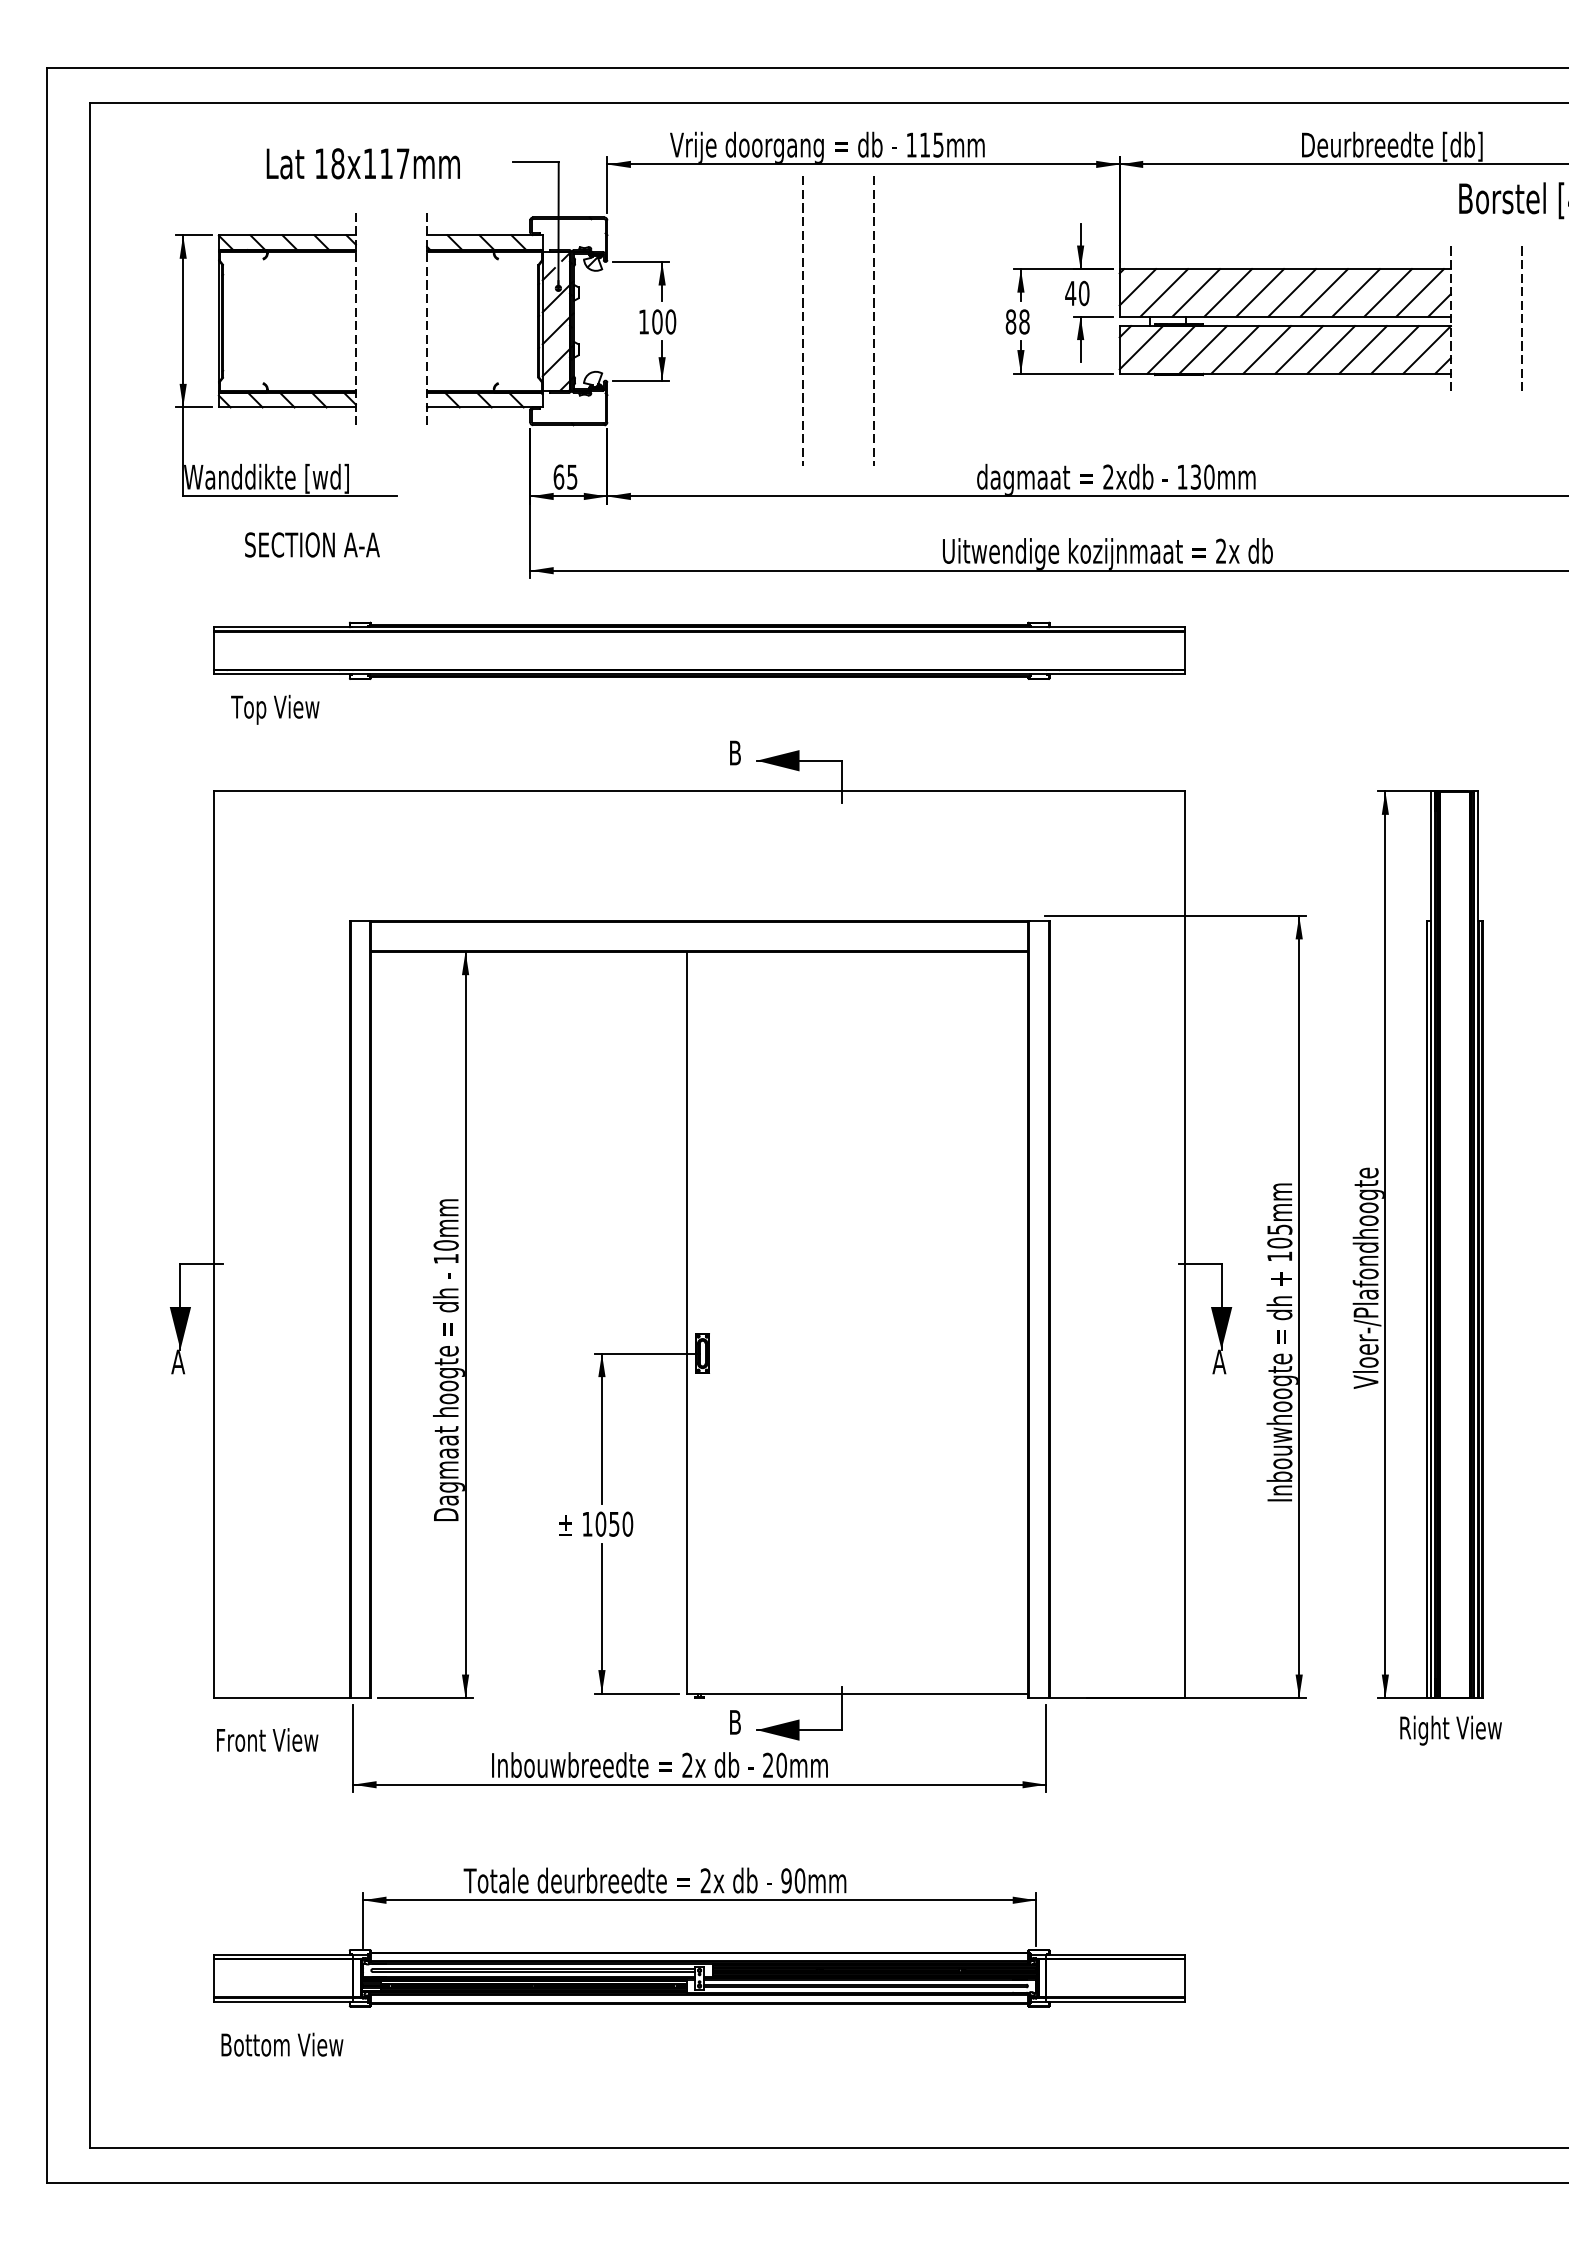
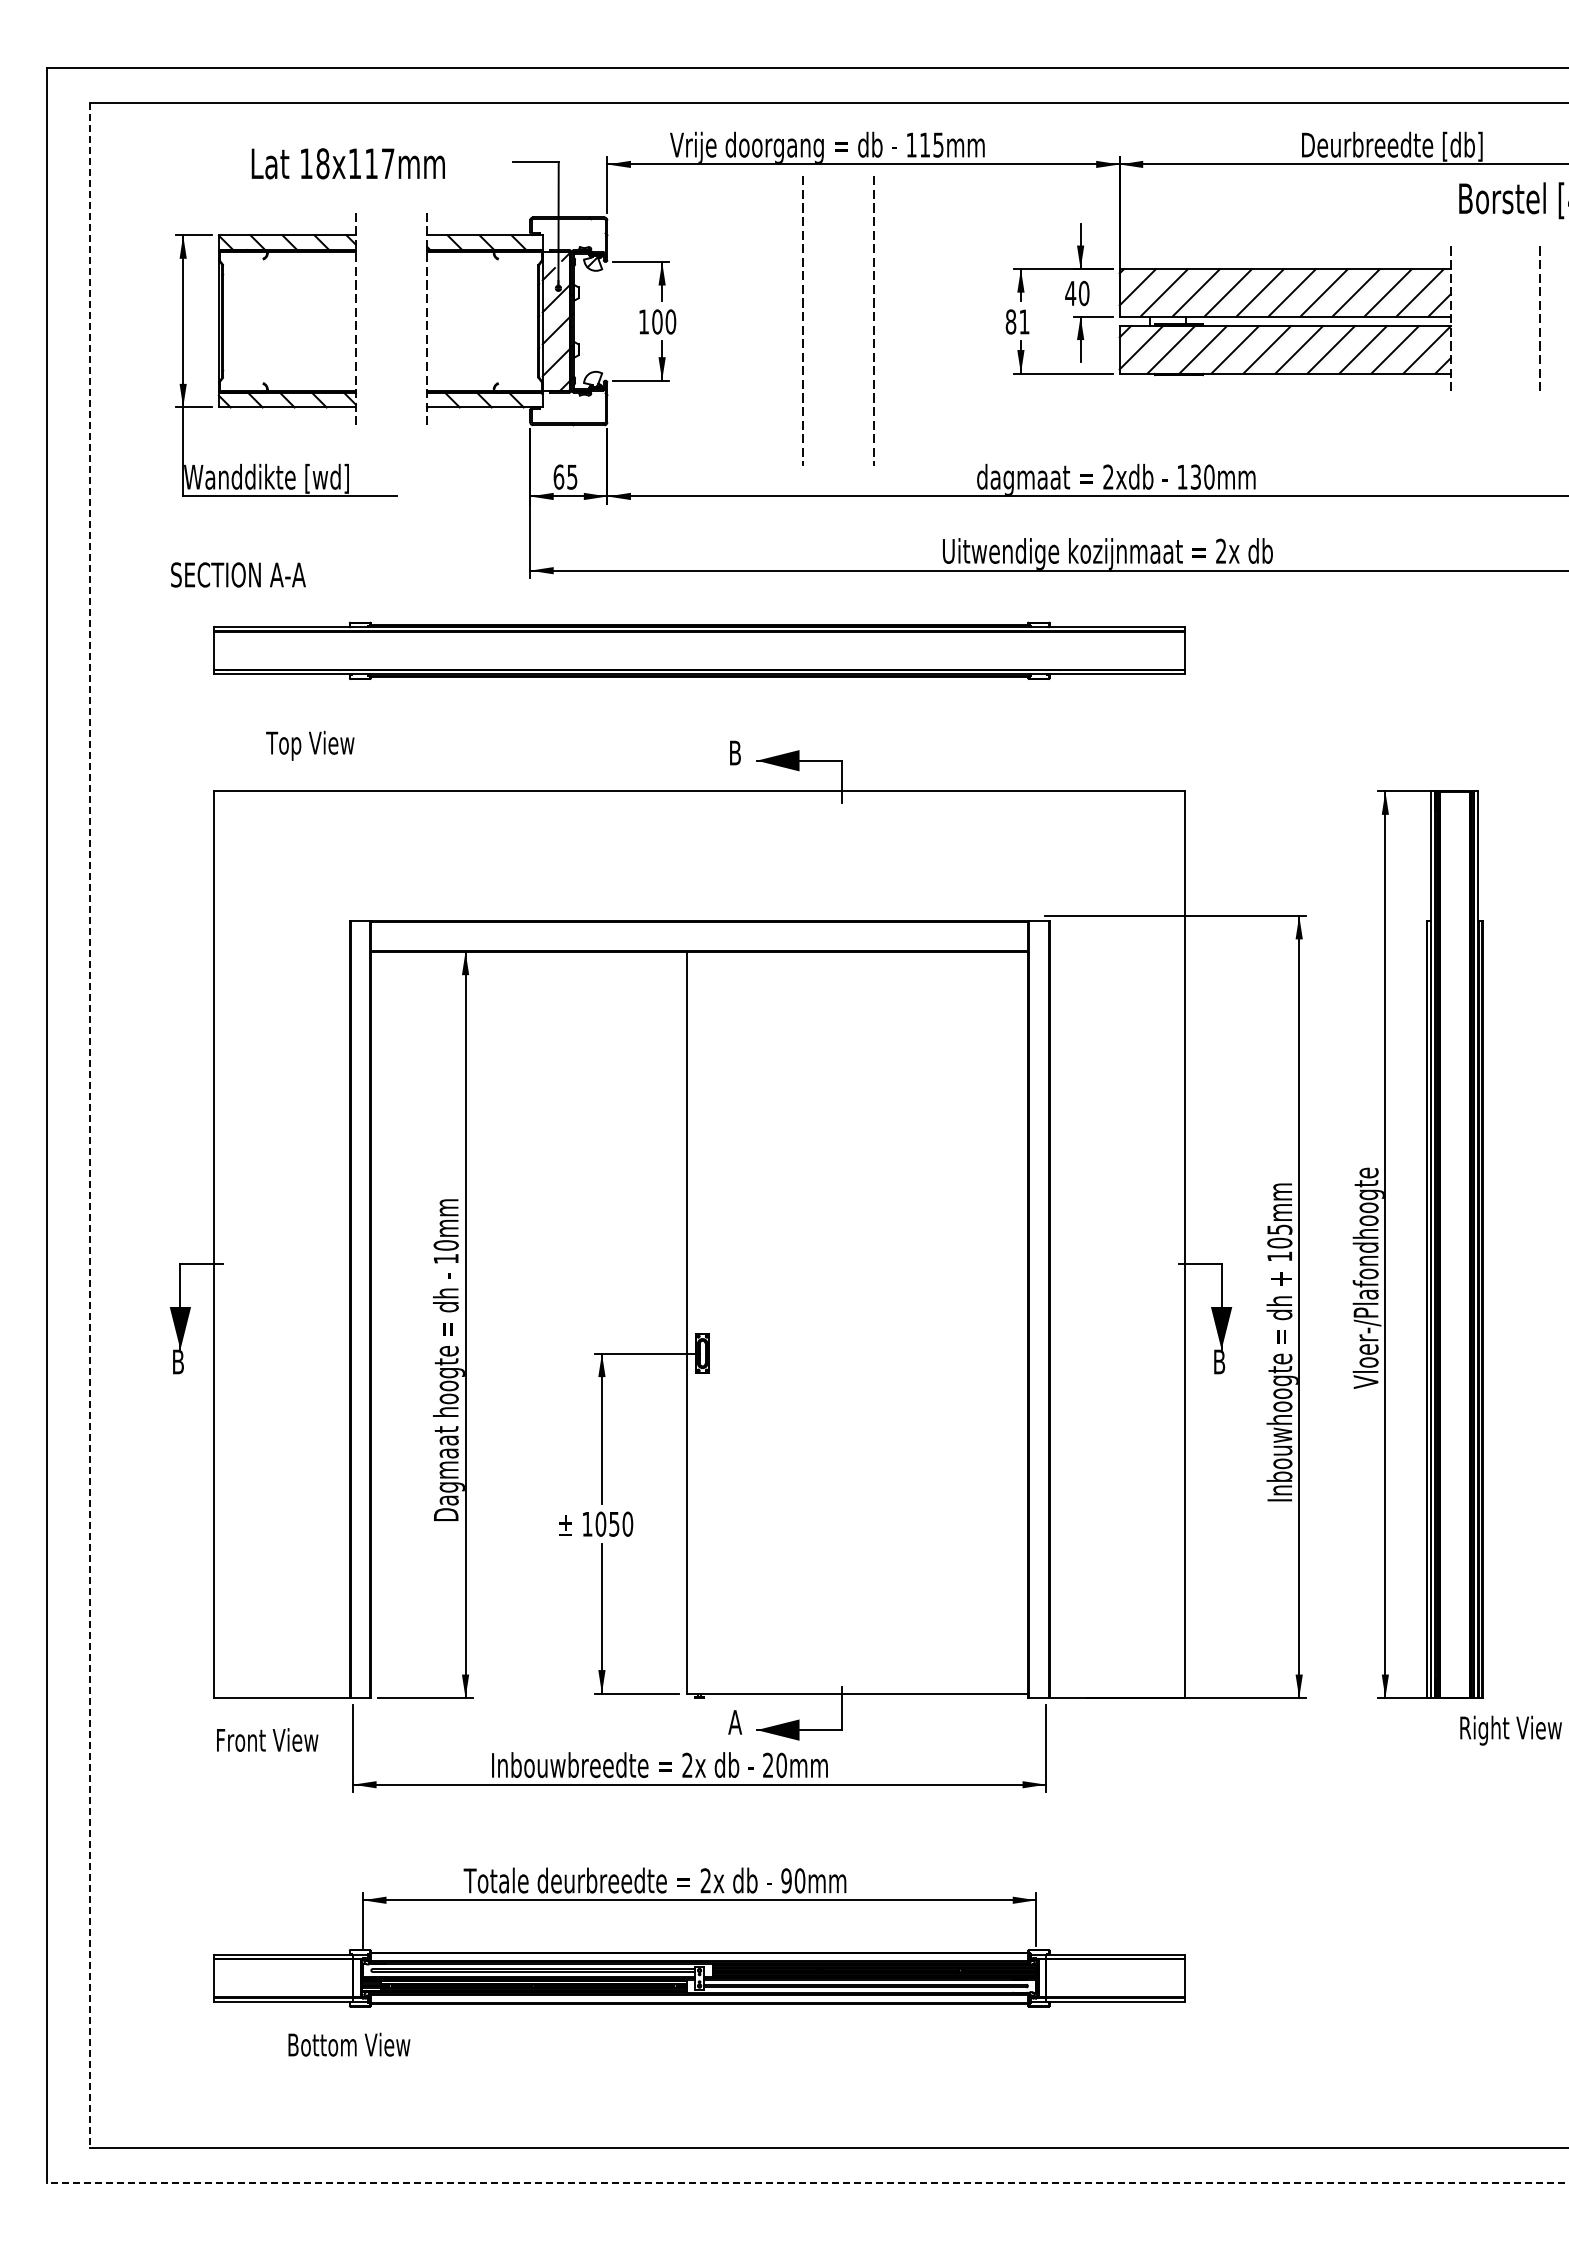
text position: (362, 163) -> (347, 163) (347, 163)
line position: (1521, 318) -> (1539, 318) (1539, 318)
text: 88 -> 81 (1024, 321)
text position: (312, 544) -> (238, 574) (238, 574)
text position: (275, 709) -> (310, 745) (310, 745)
line: solid -> dashed (90, 1125)
text: A -> B (178, 1361)
text: A -> B (1219, 1361)
text: B -> A (735, 1722)
text position: (1450, 1730) -> (1510, 1730) (1510, 1730)
text position: (282, 2044) -> (349, 2044) (349, 2044)
line: solid -> dashed (807, 2183)
